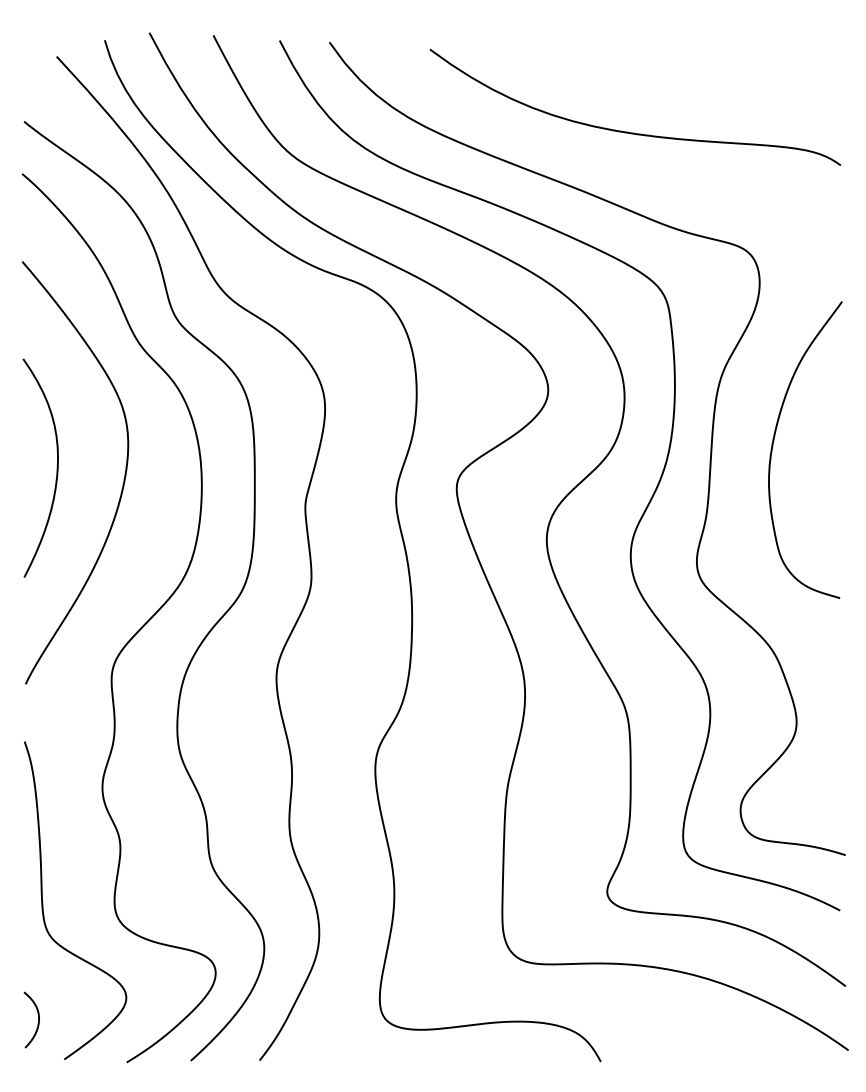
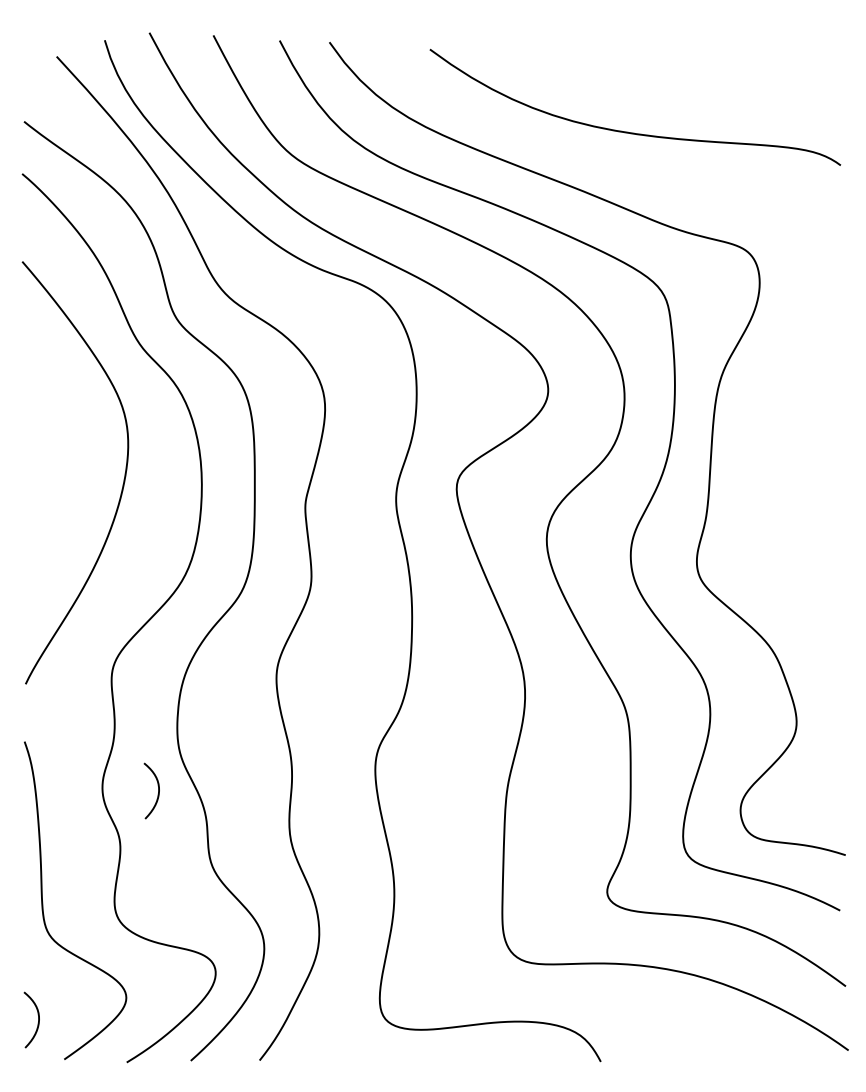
curve: present -> none (774, 441)
curve: present -> none (56, 467)
curve: none -> present (158, 790)
